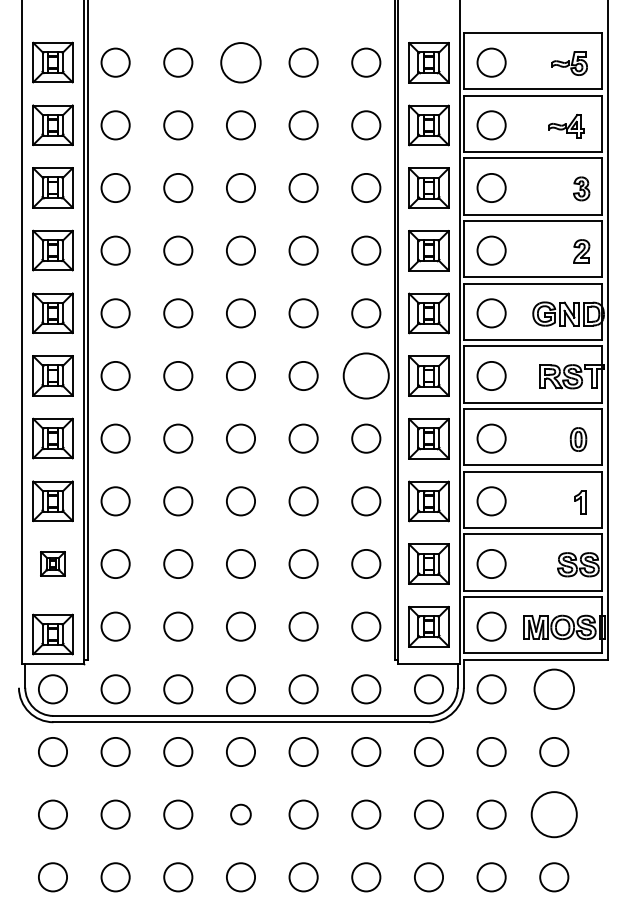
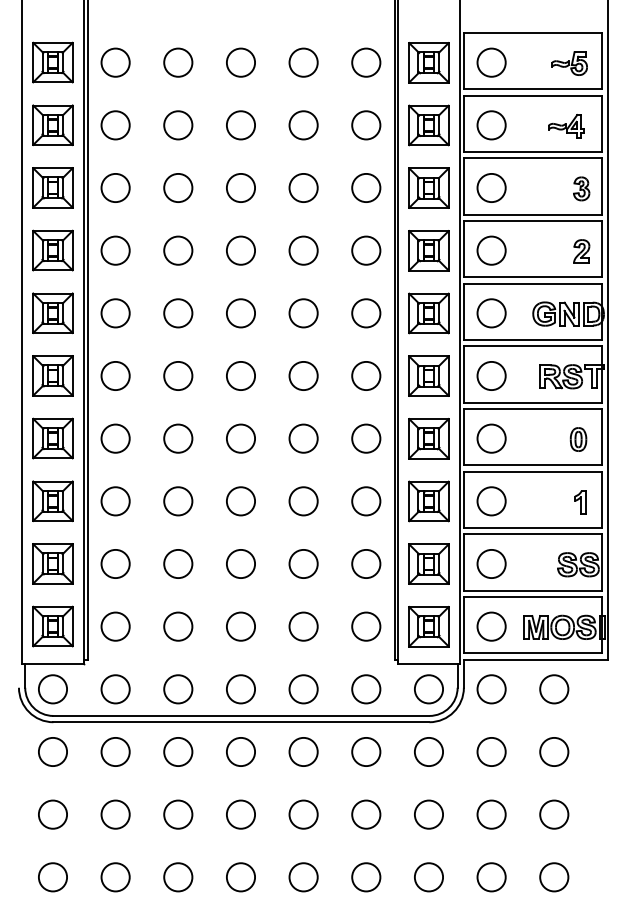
circle size: 42x42 px -> 30x31 px (240, 62)
circle diameter: 45 px -> 28 px (366, 375)
part size: 26x26 px -> 42x42 px (52, 563)
part position: (52, 634) -> (52, 626) (52, 626)
circle diameter: 39 px -> 28 px (554, 689)
circle size: 22x23 px -> 30x31 px (240, 814)
circle diameter: 45 px -> 28 px (554, 814)
